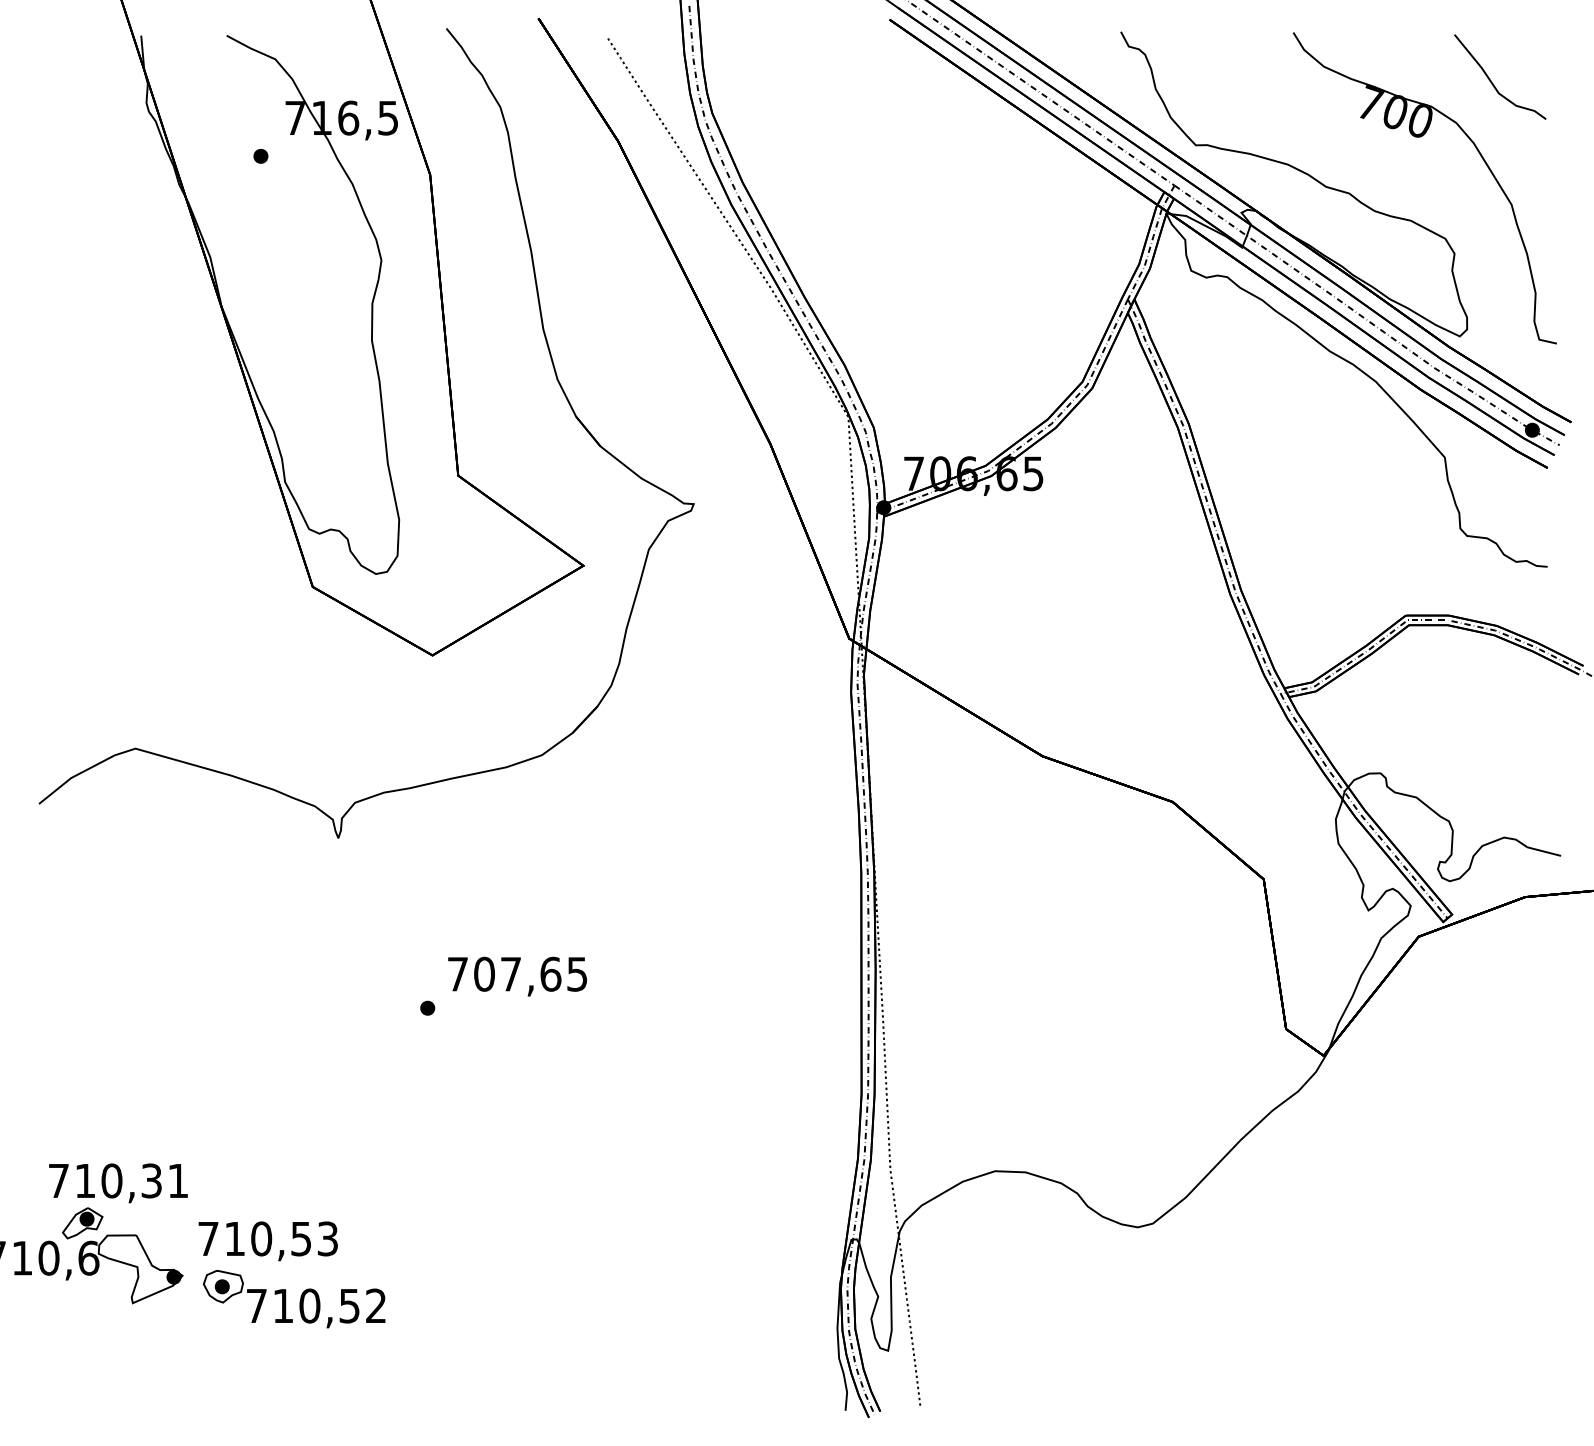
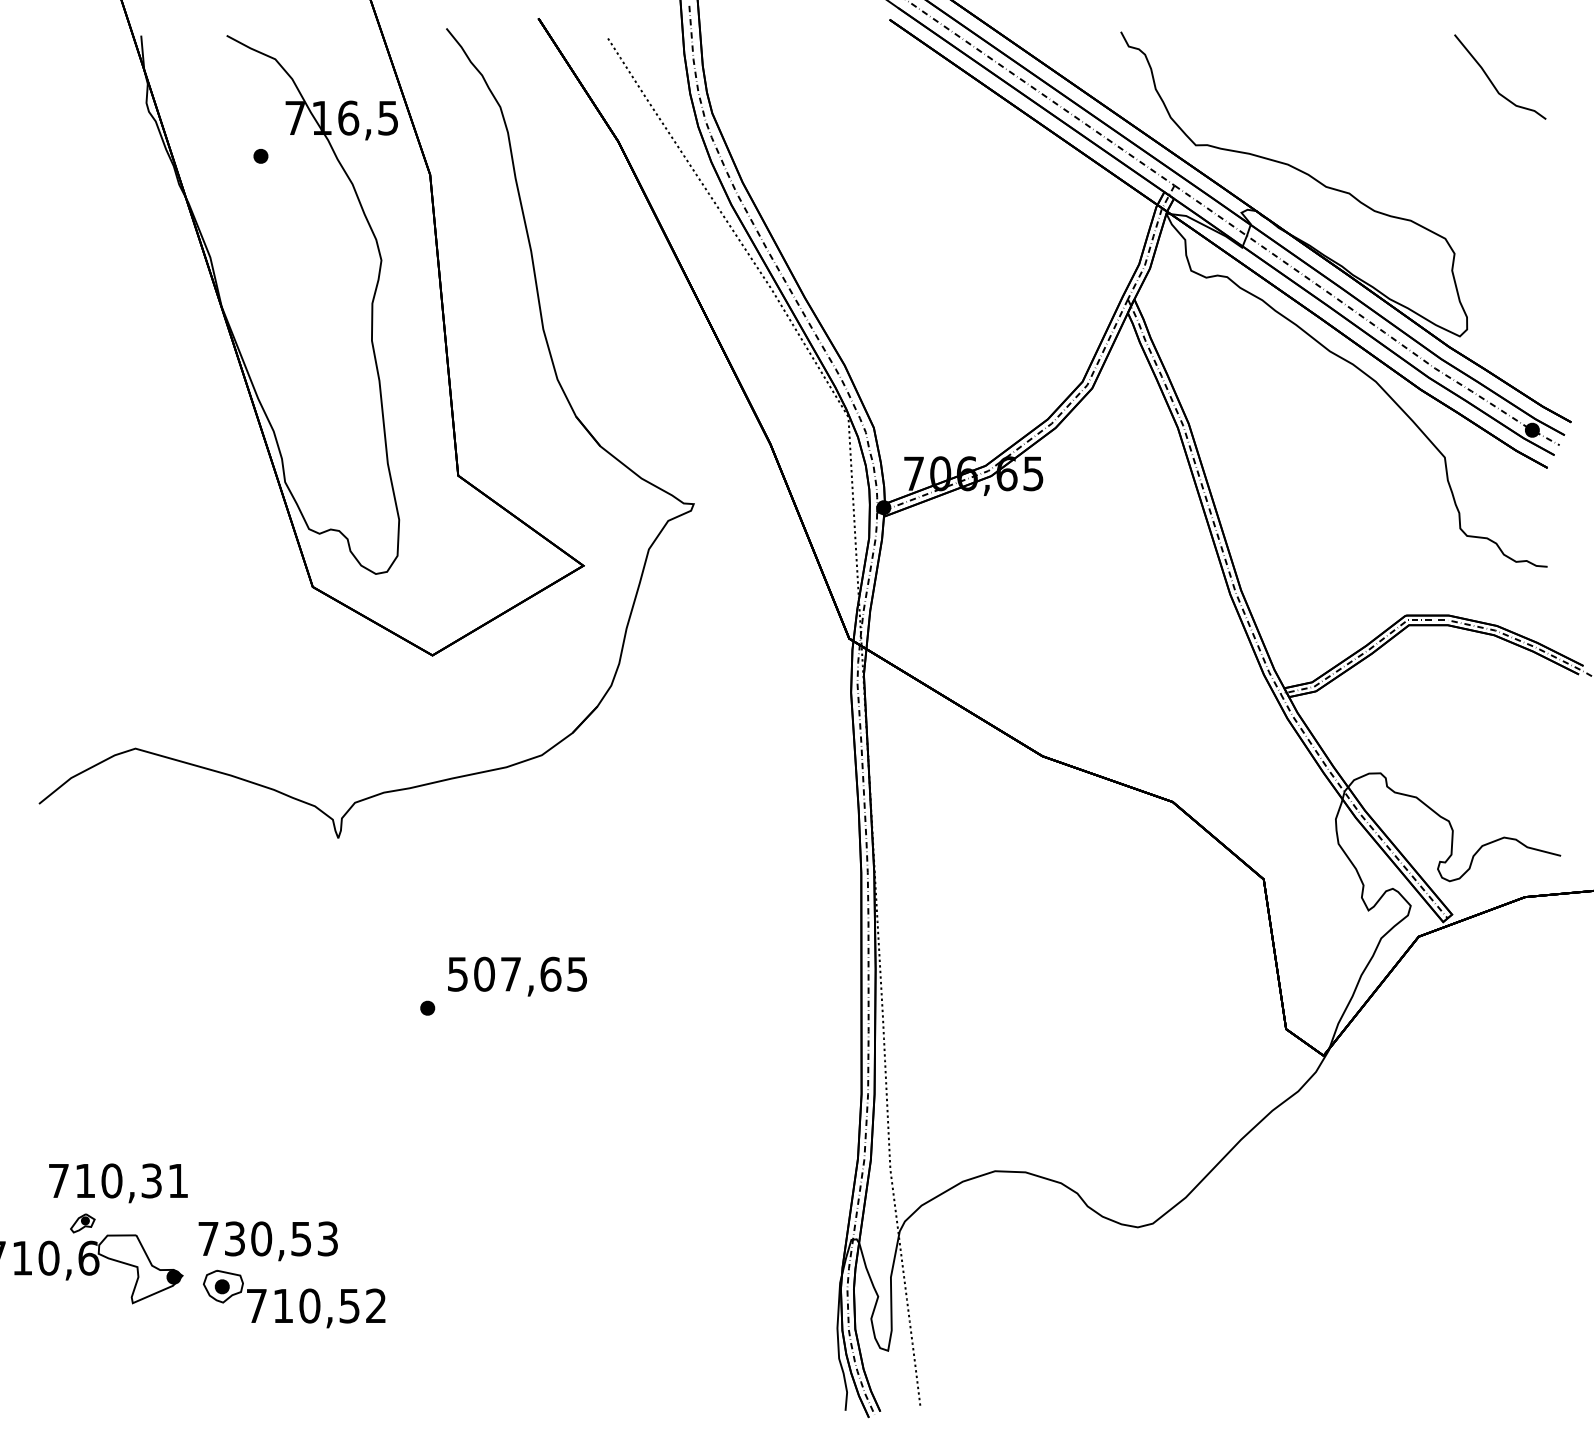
part: present -> none (1420, 137)
text: 707,65 -> 507,65 (457, 974)
part size: 42x33 px -> 26x21 px (82, 1223)
text: 710,53 -> 730,53 (234, 1238)
